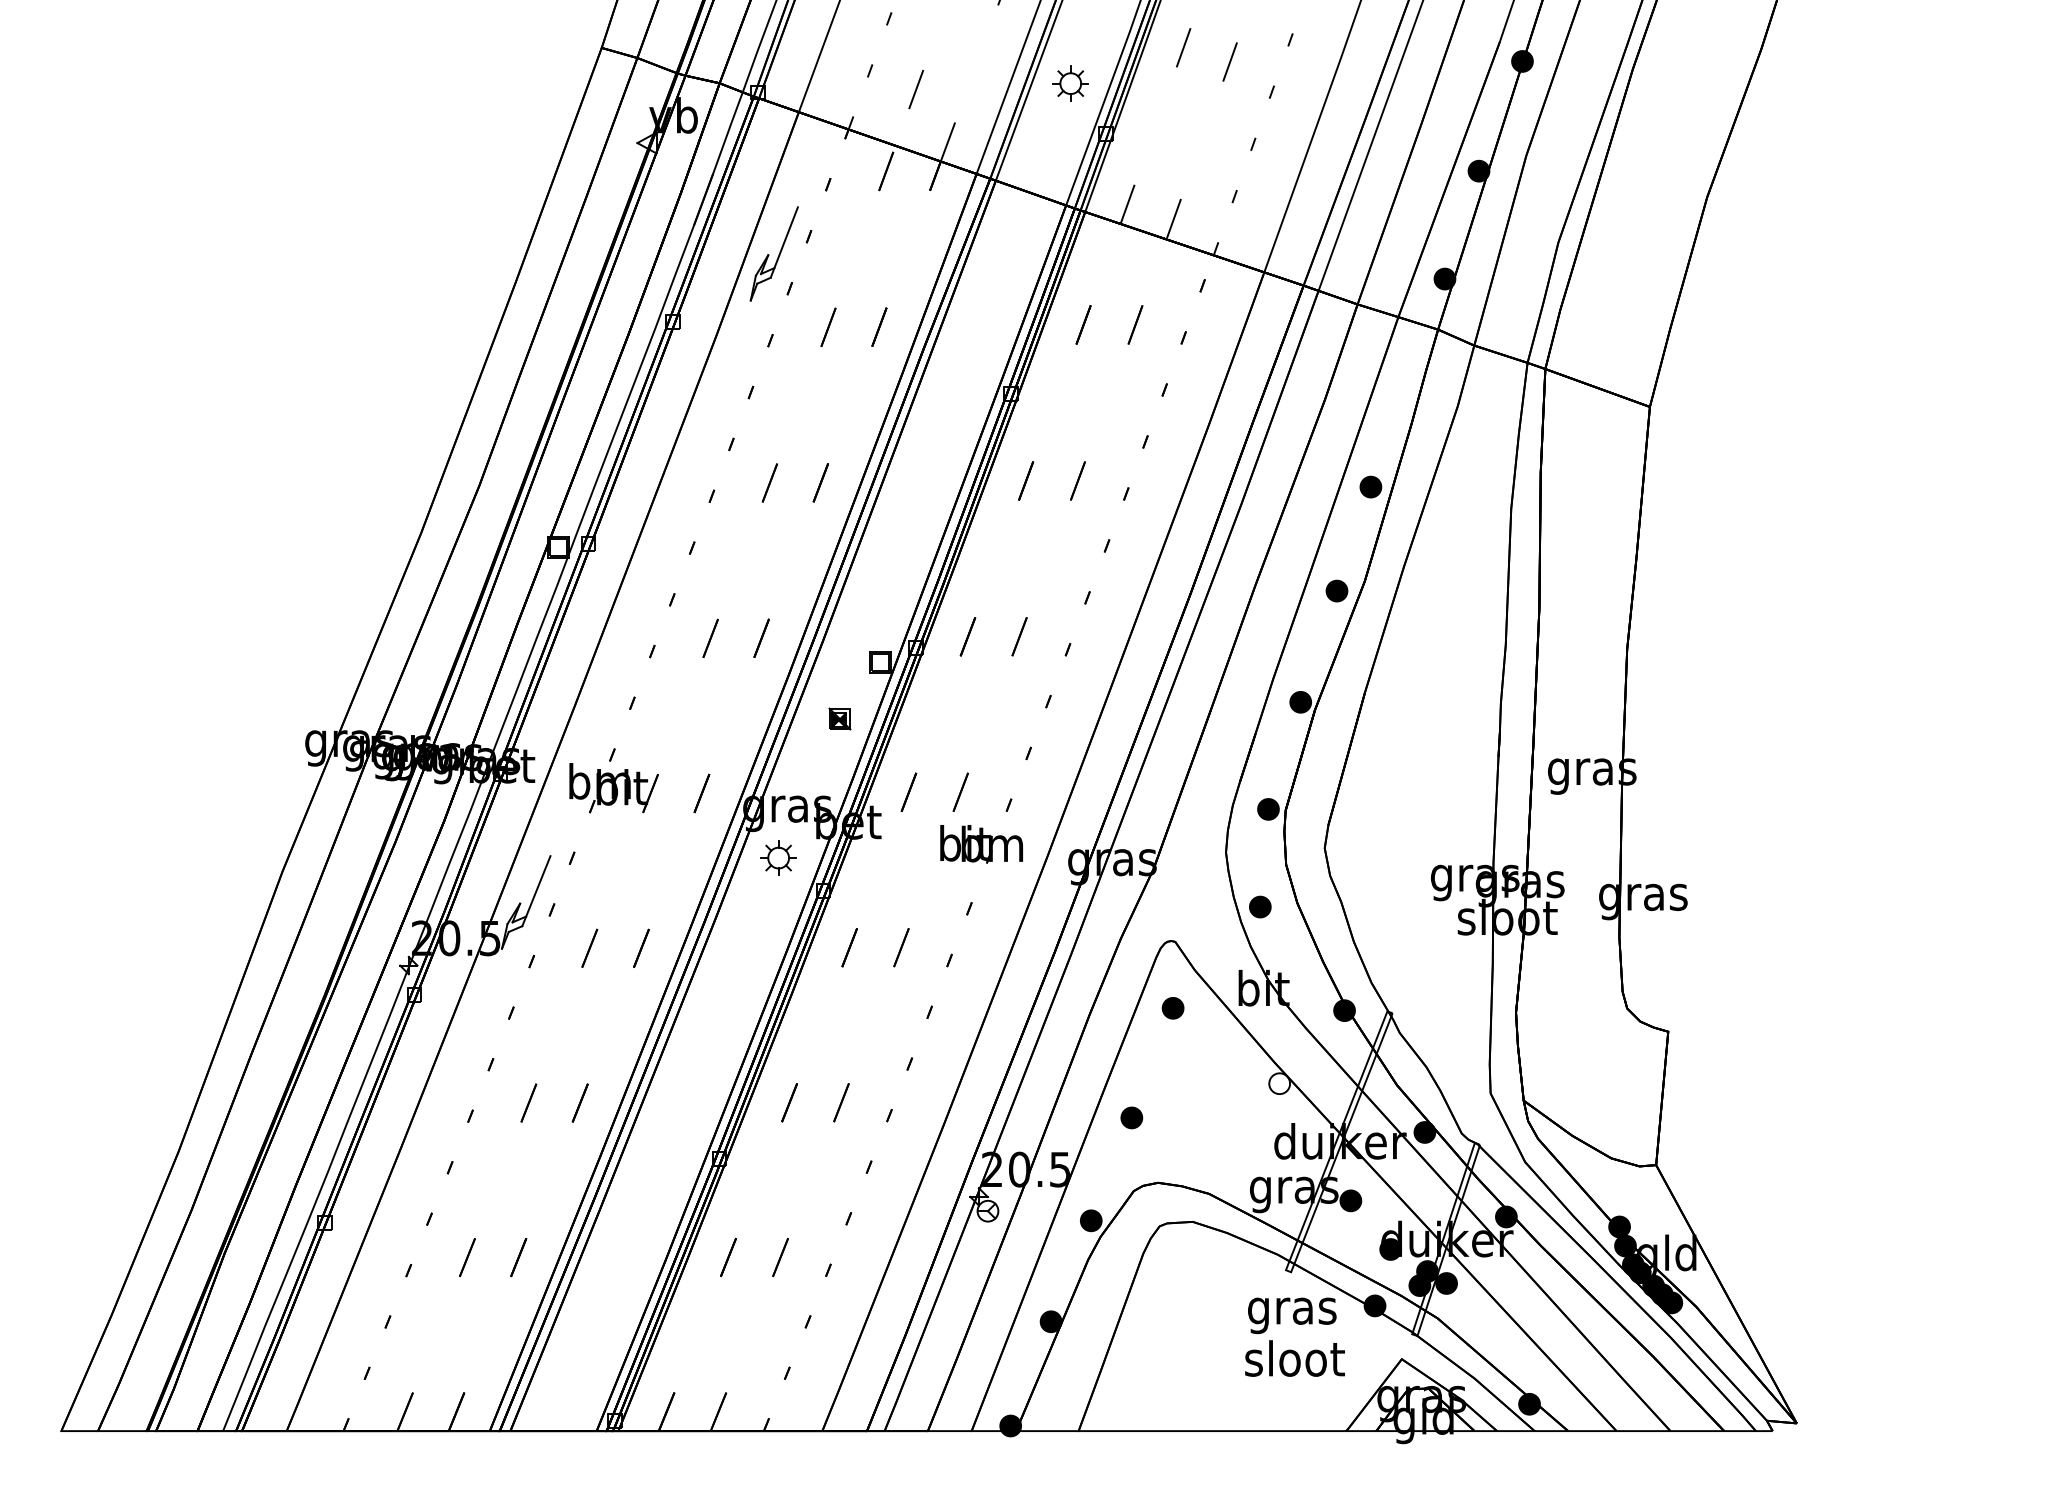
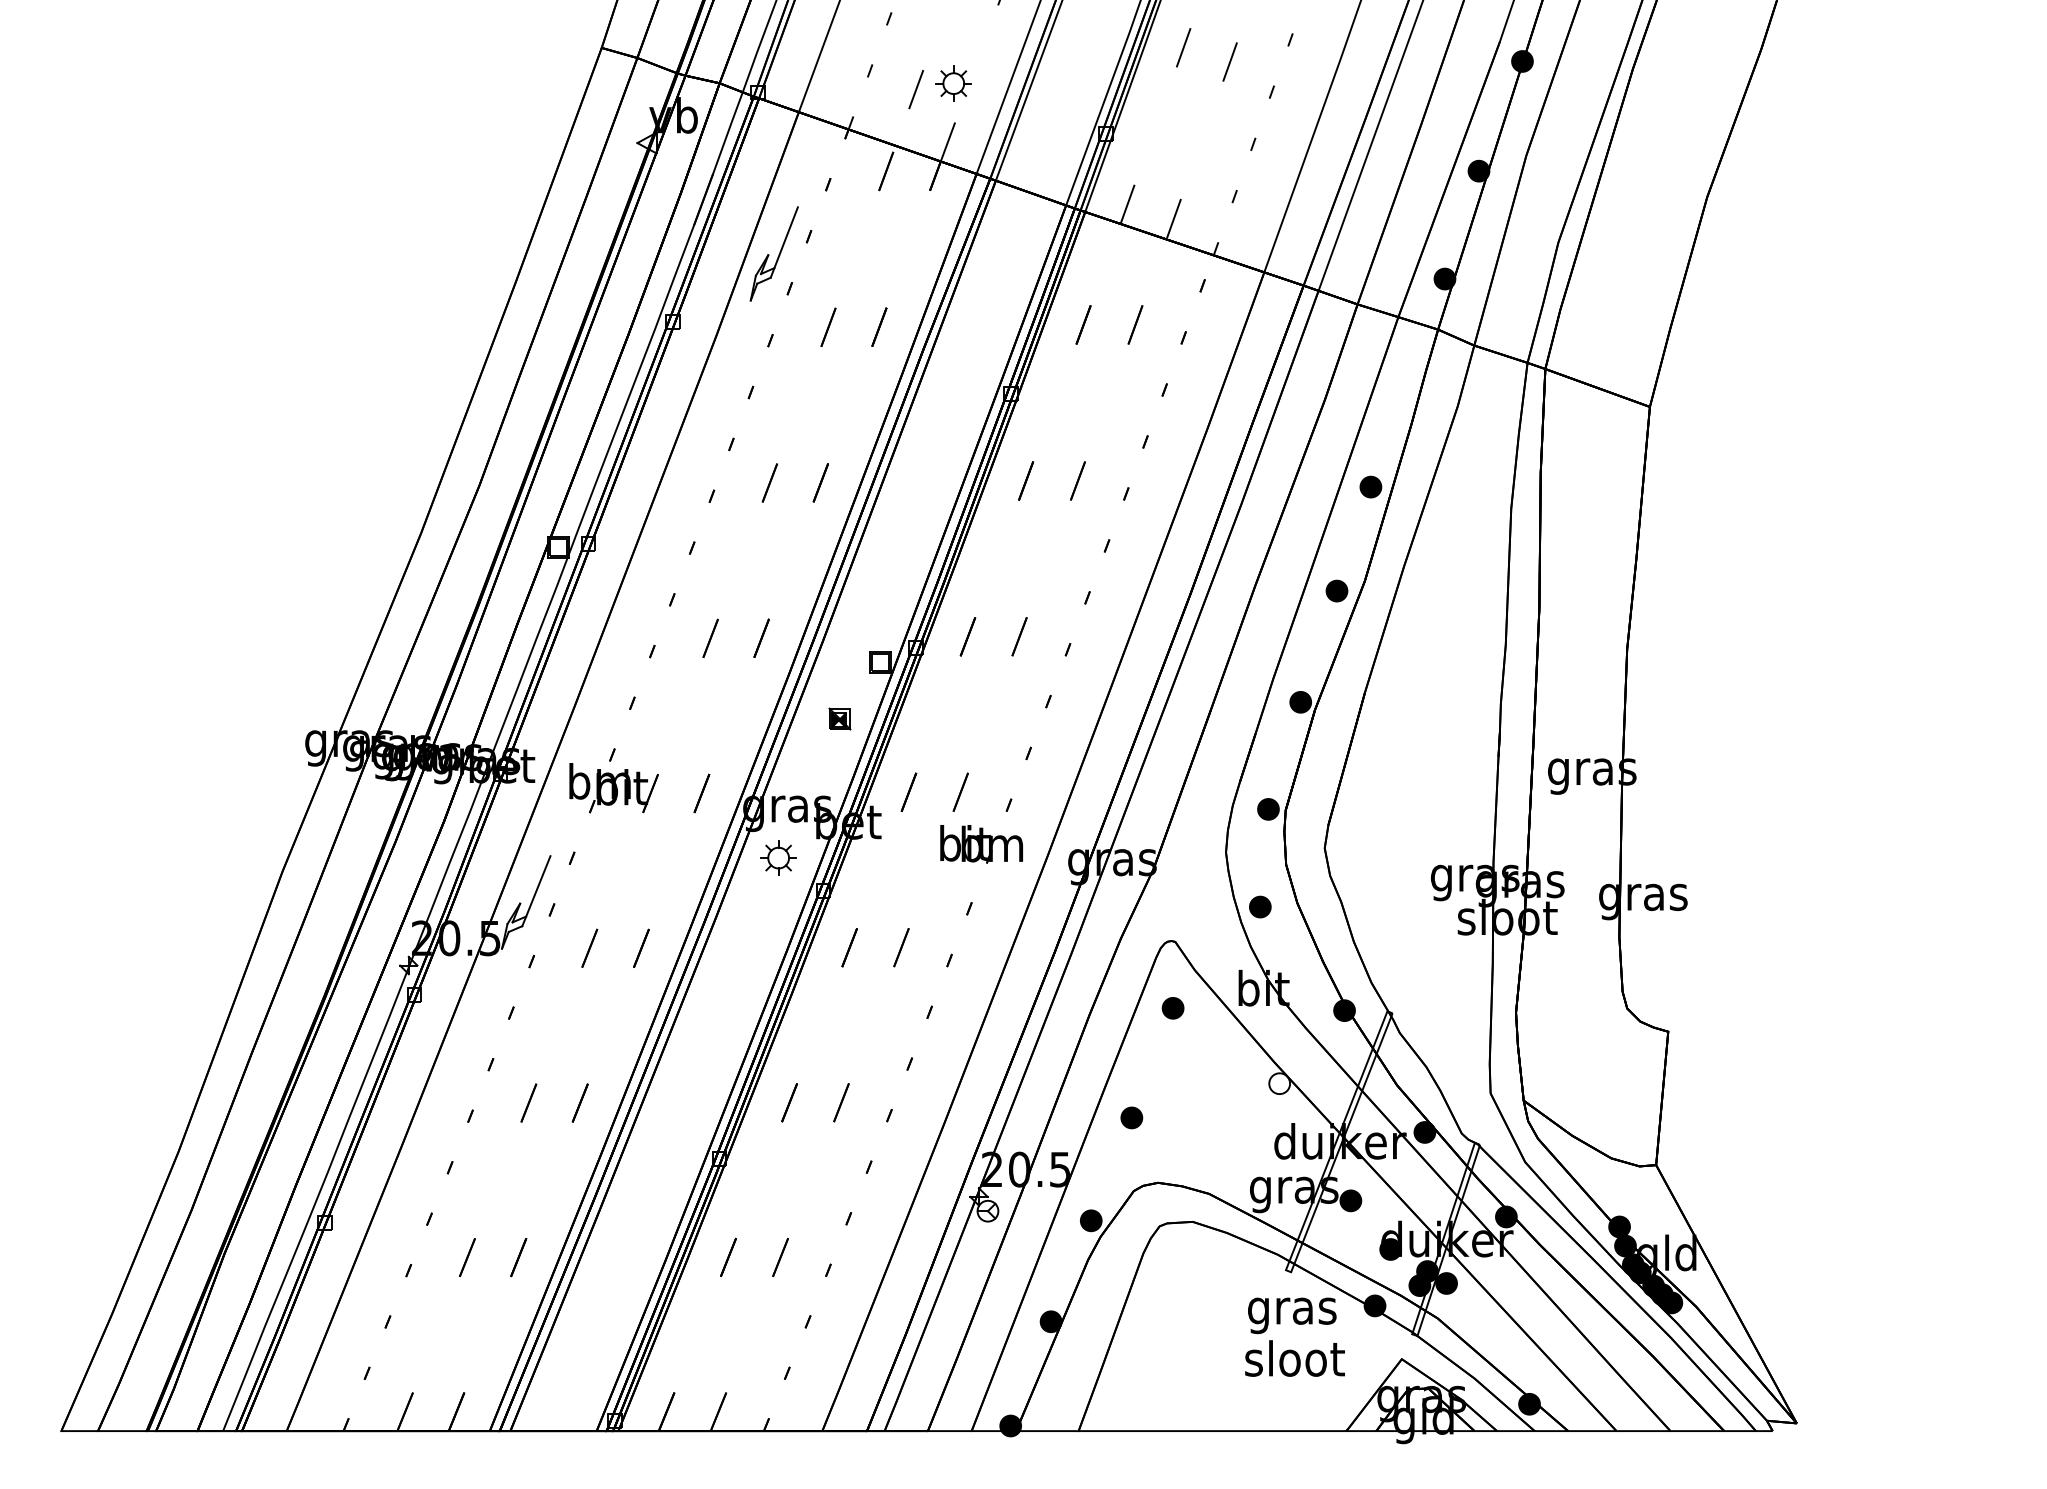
part position: (1070, 83) -> (953, 83) (953, 83)
